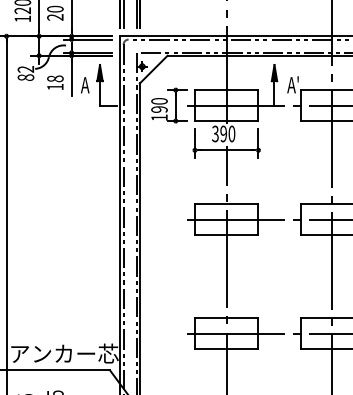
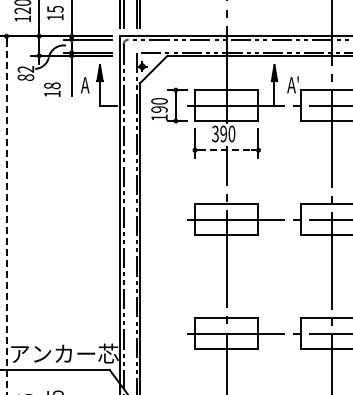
text: 20 -> 15 (55, 12)
text position: (55, 82) -> (52, 89) (52, 89)
line: solid -> dashed (226, 150)
line: solid -> dashed (6, 217)
